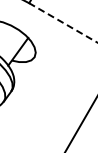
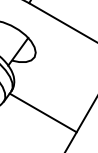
line: dashed -> solid (62, 22)
line: none -> present (42, 112)
